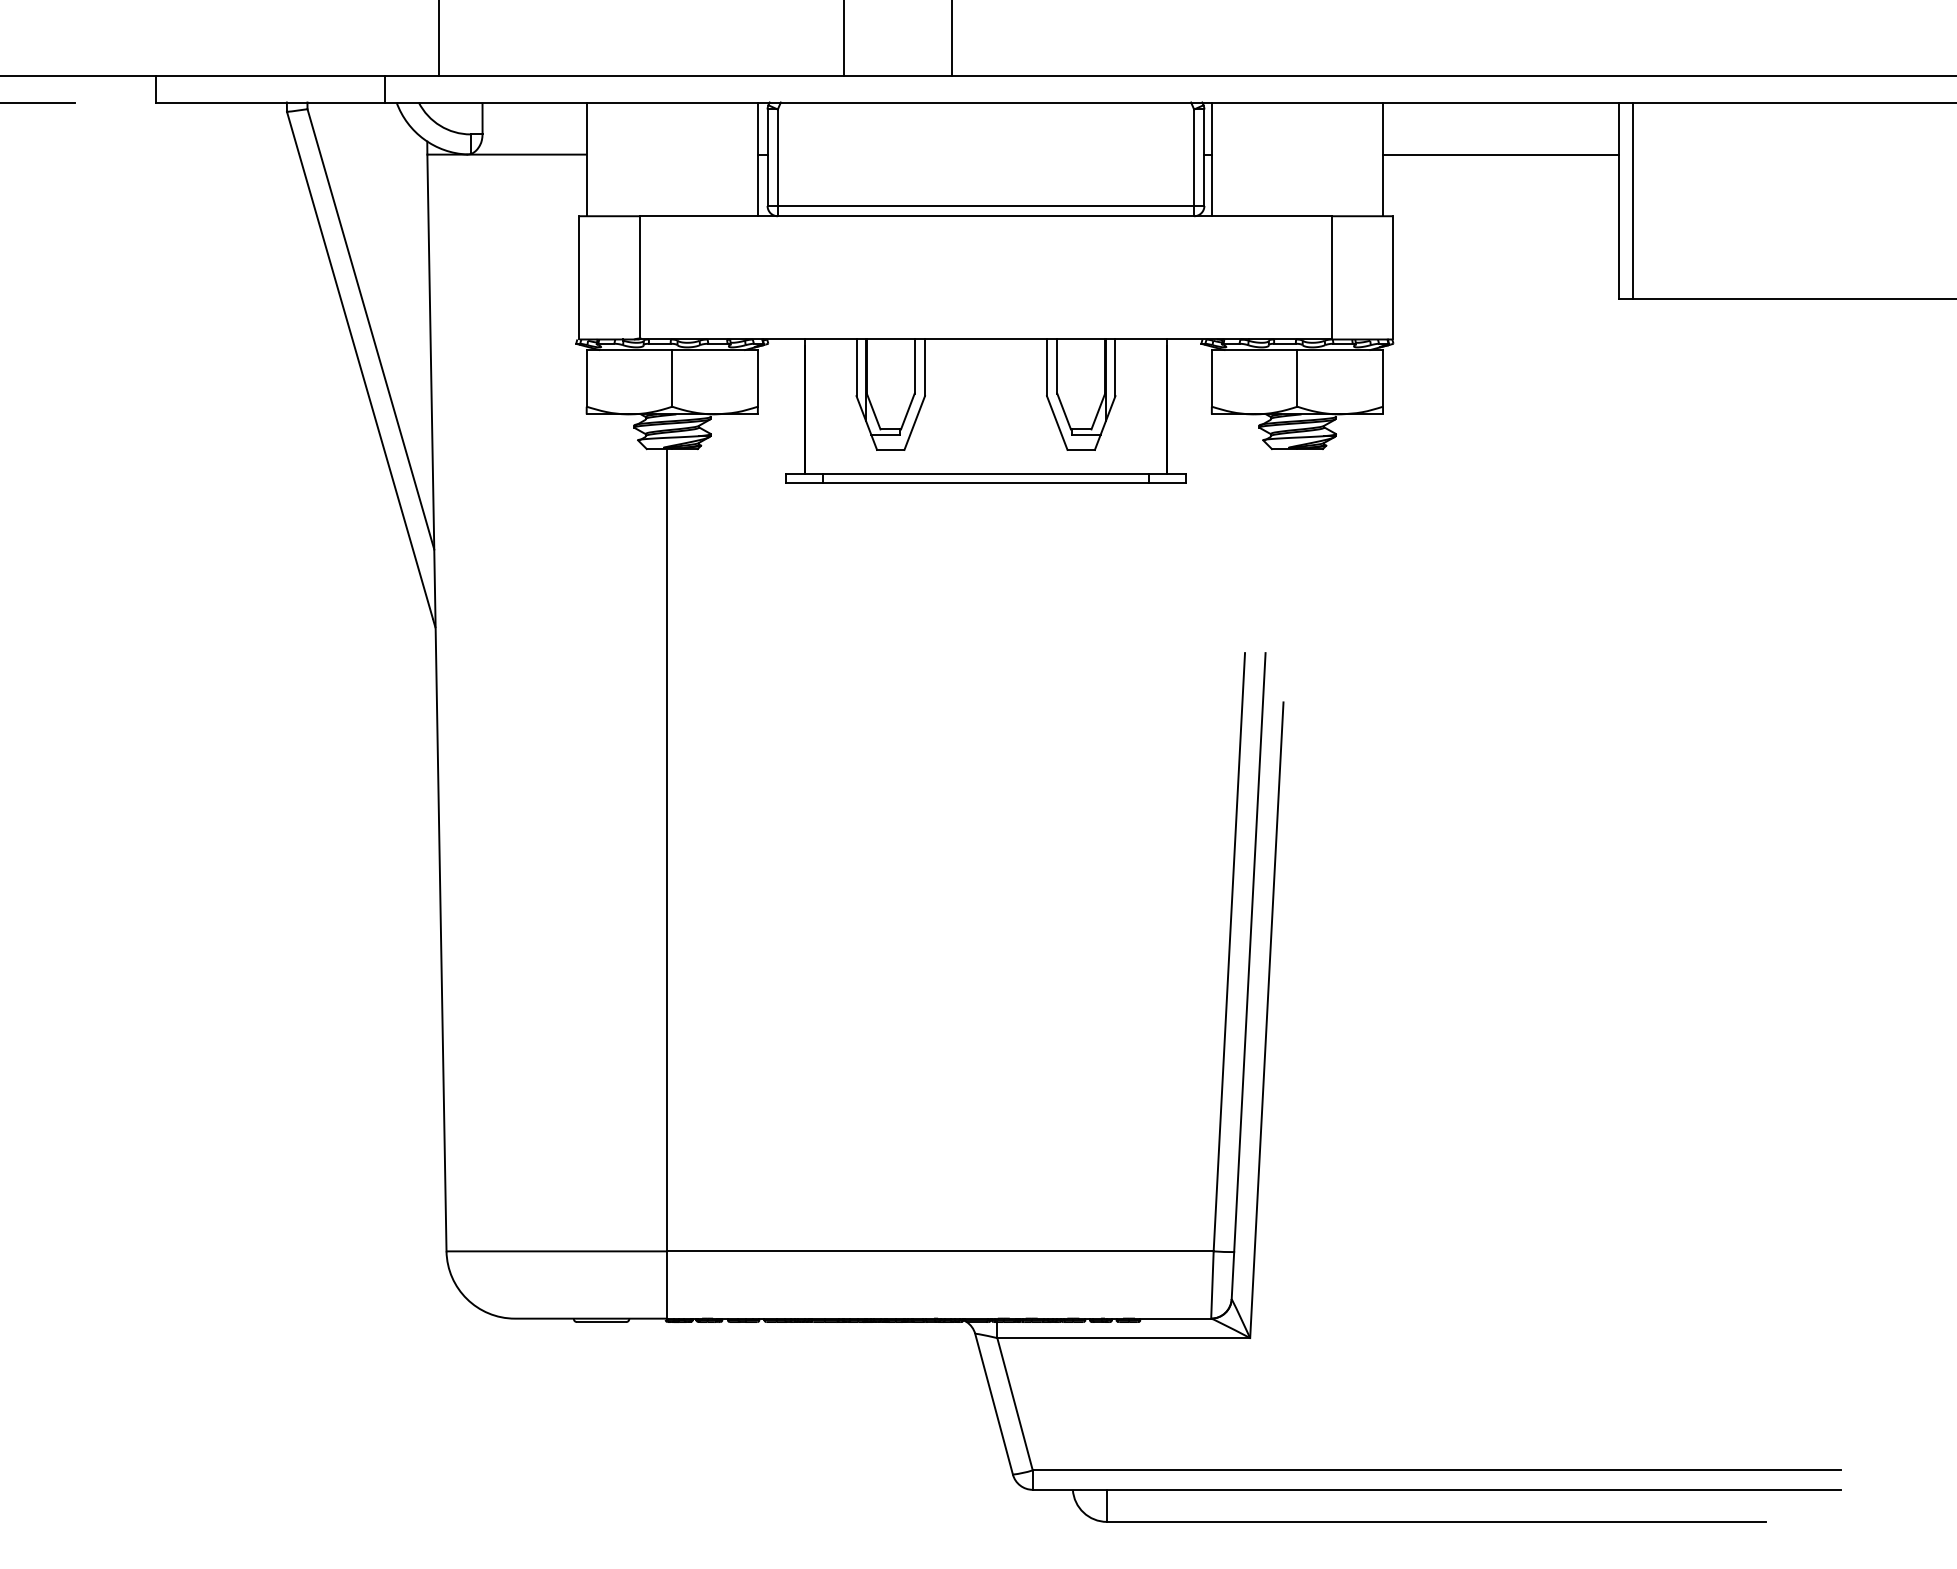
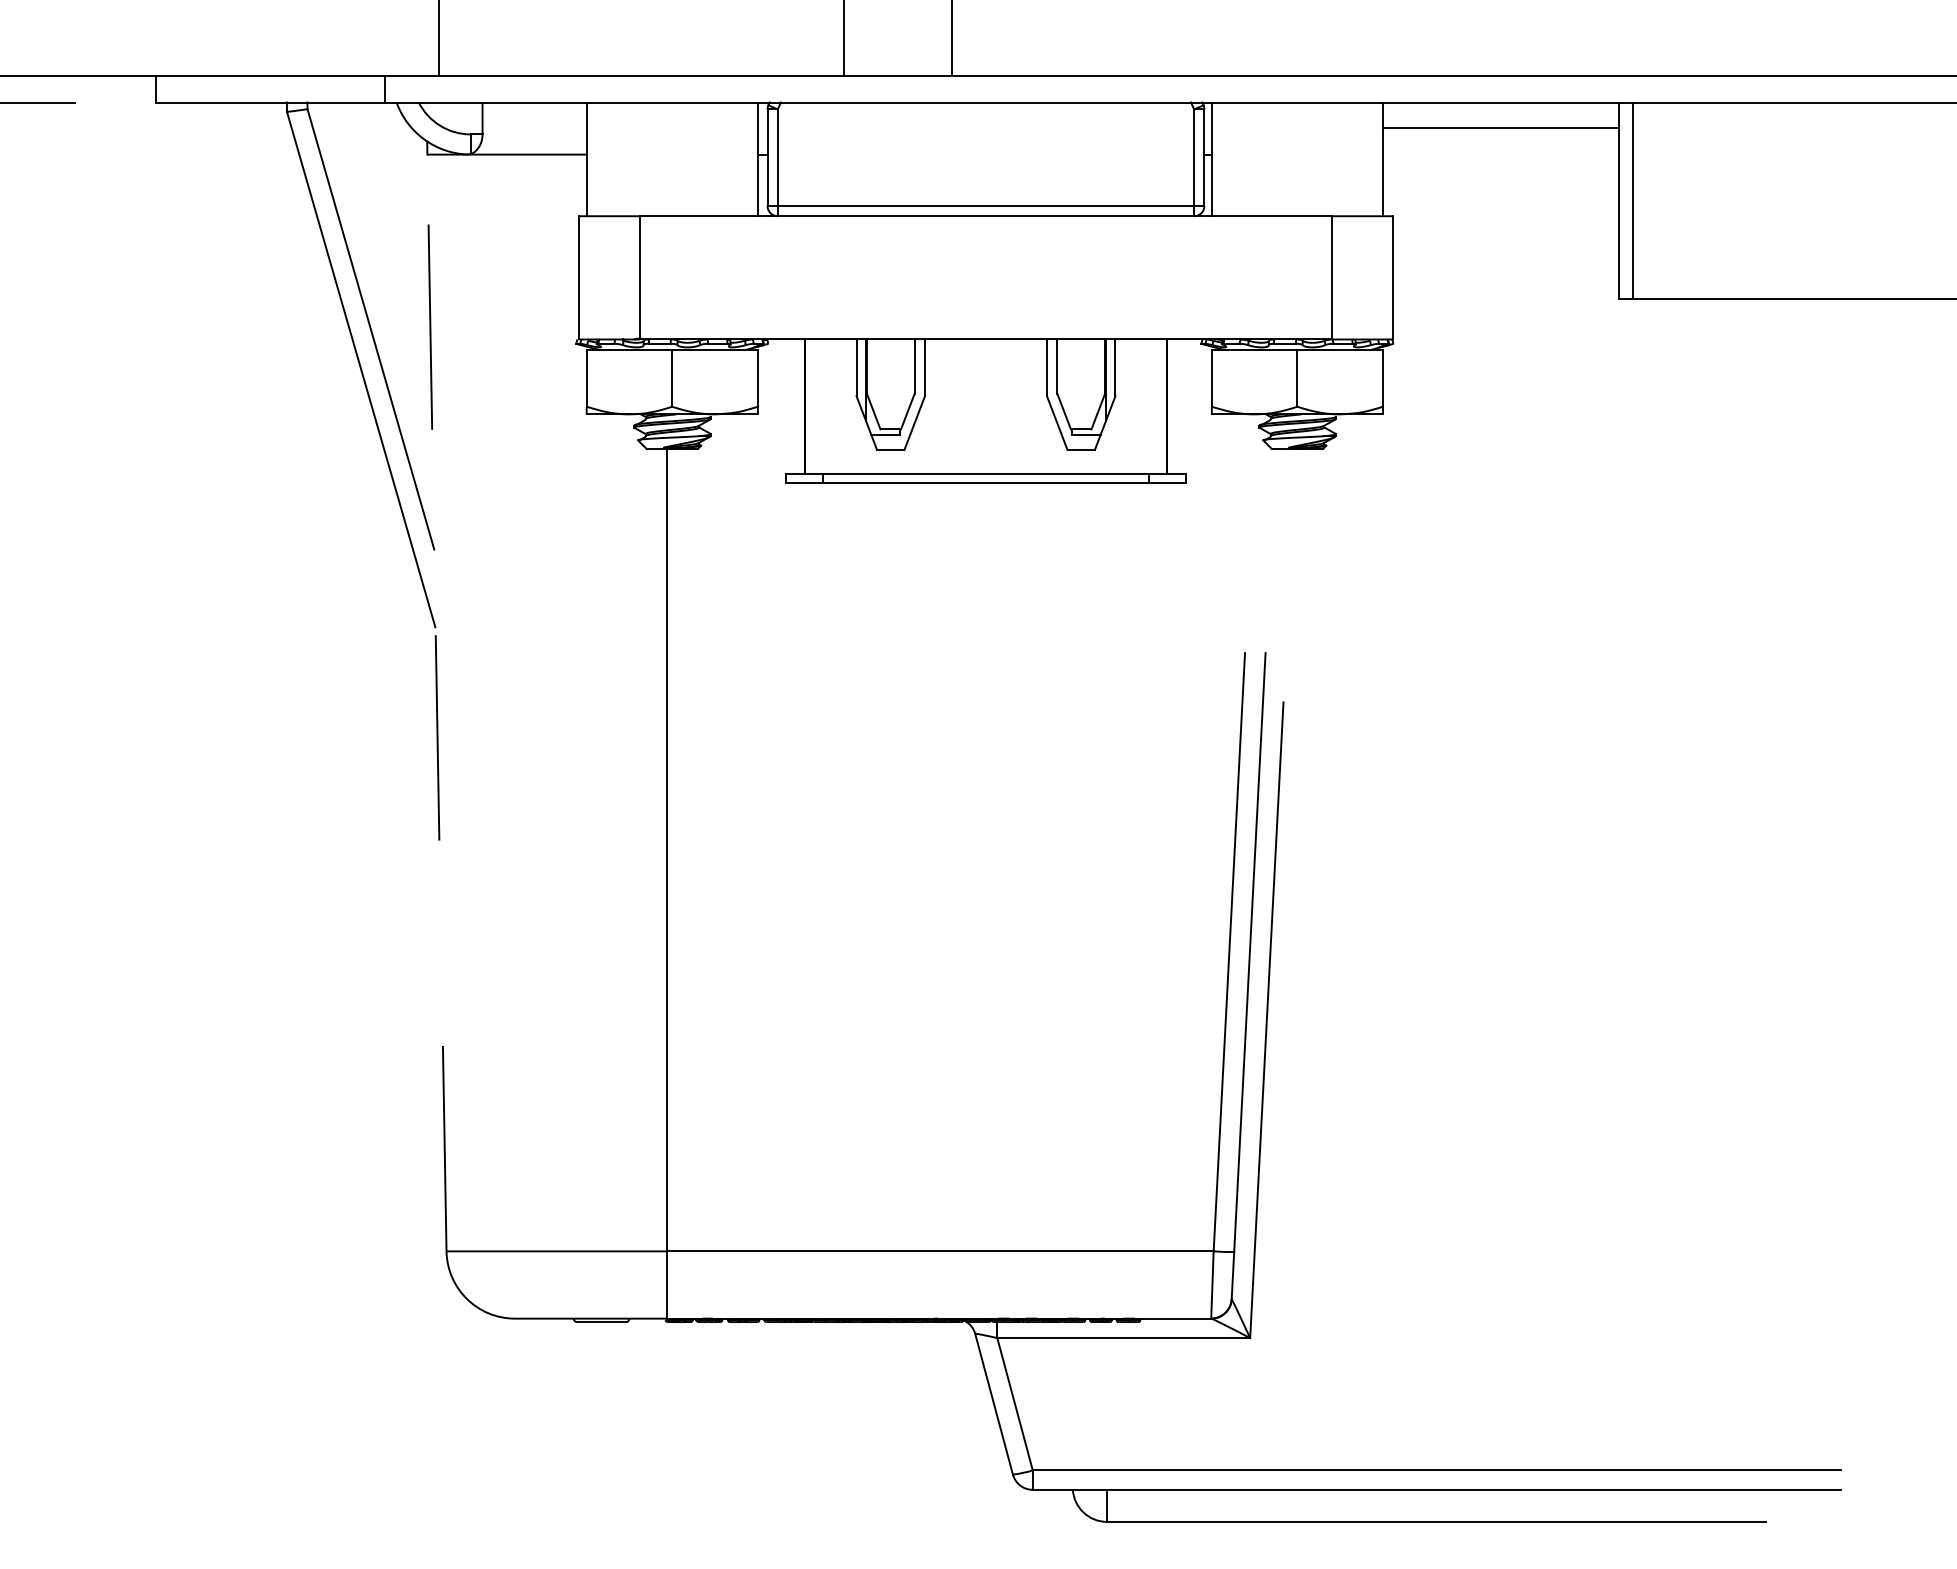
line position: (1501, 154) -> (1501, 127) (1501, 127)
line: solid -> dashed (436, 702)
